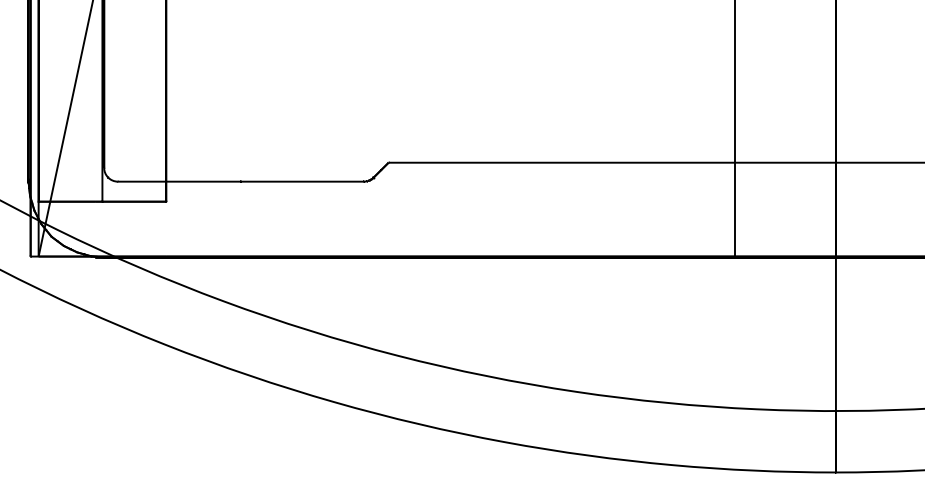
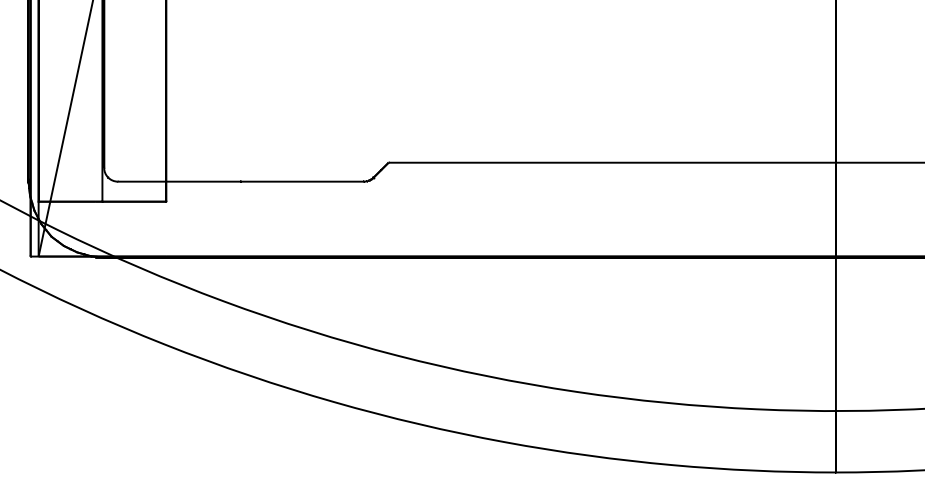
line: present -> none (734, 129)
